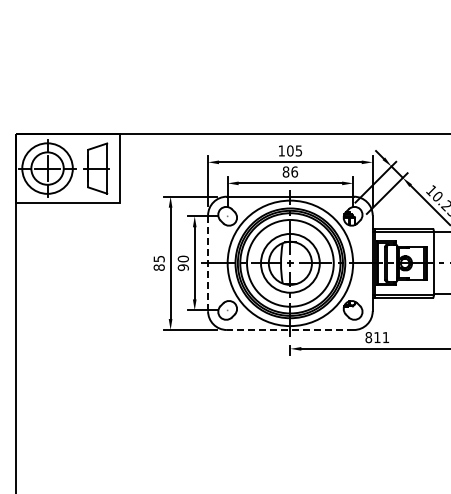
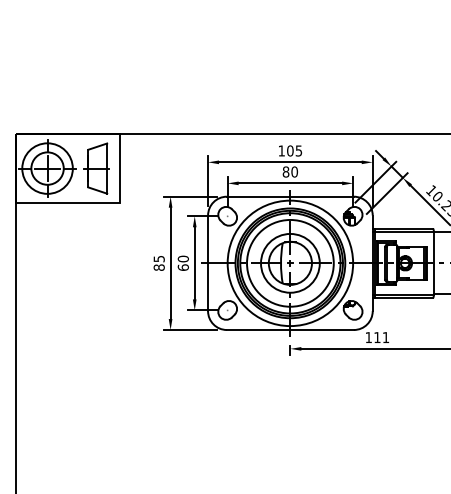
text: 86 -> 80 (294, 171)
line: dashed -> solid (208, 263)
text: 90 -> 60 (182, 267)
line: dashed -> solid (290, 330)
text: 811 -> 111 (368, 337)
